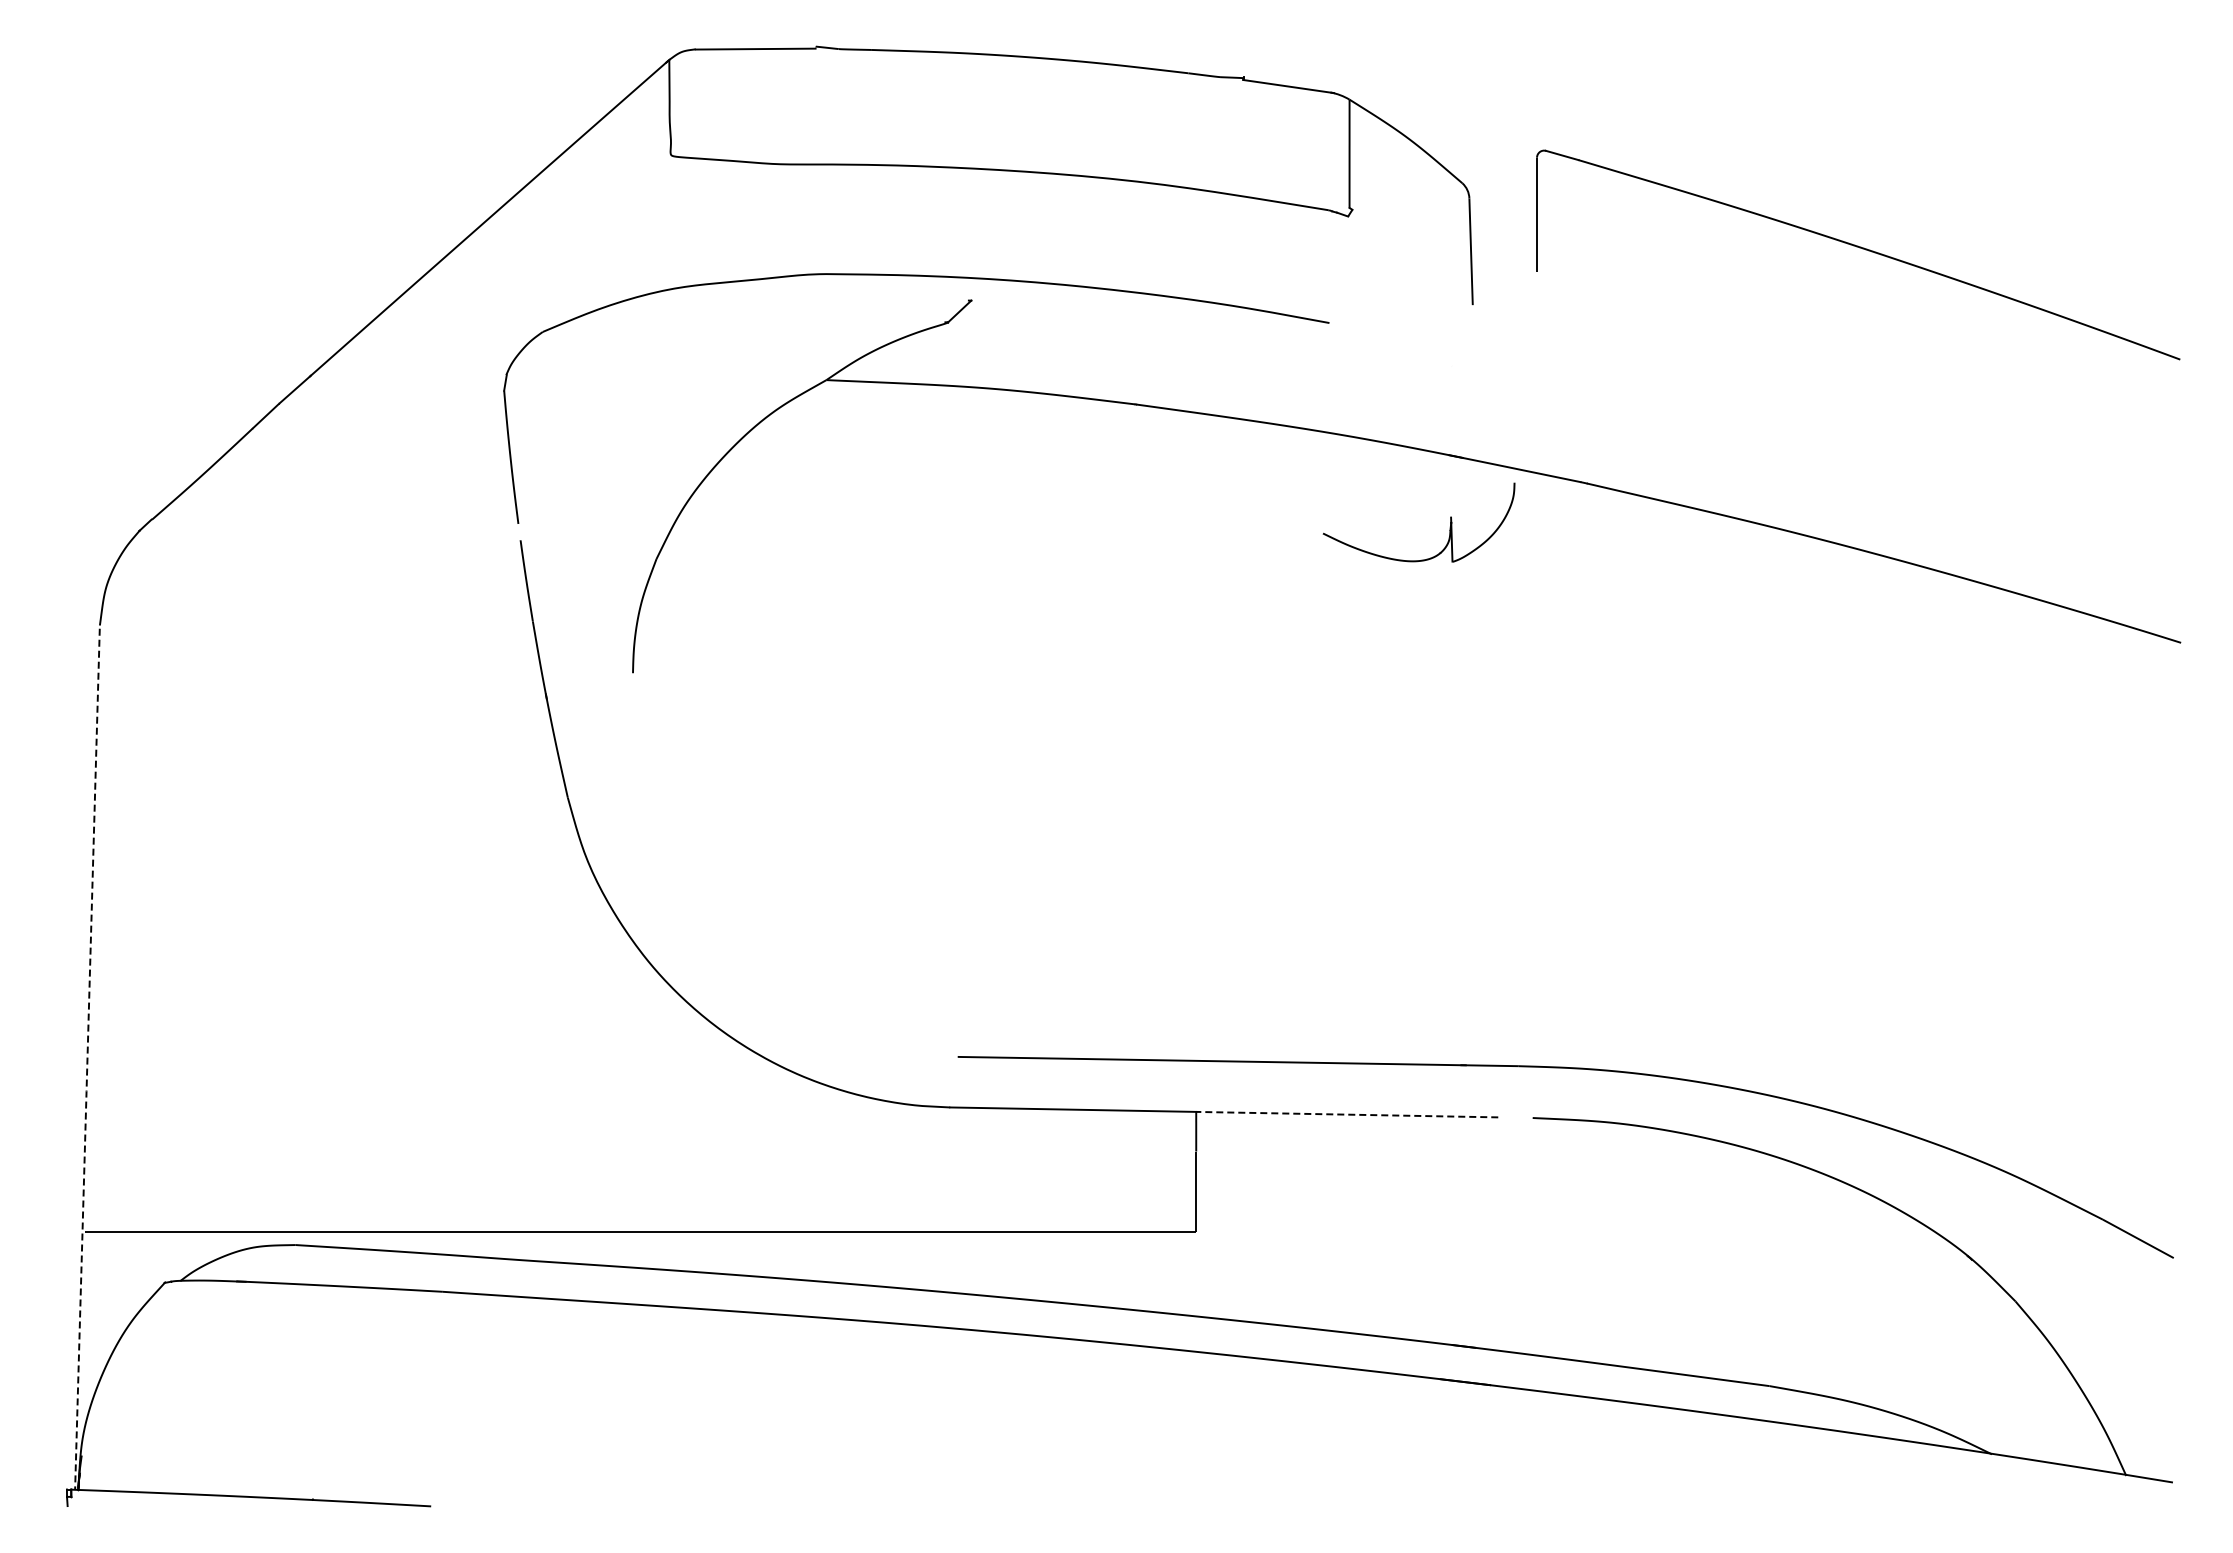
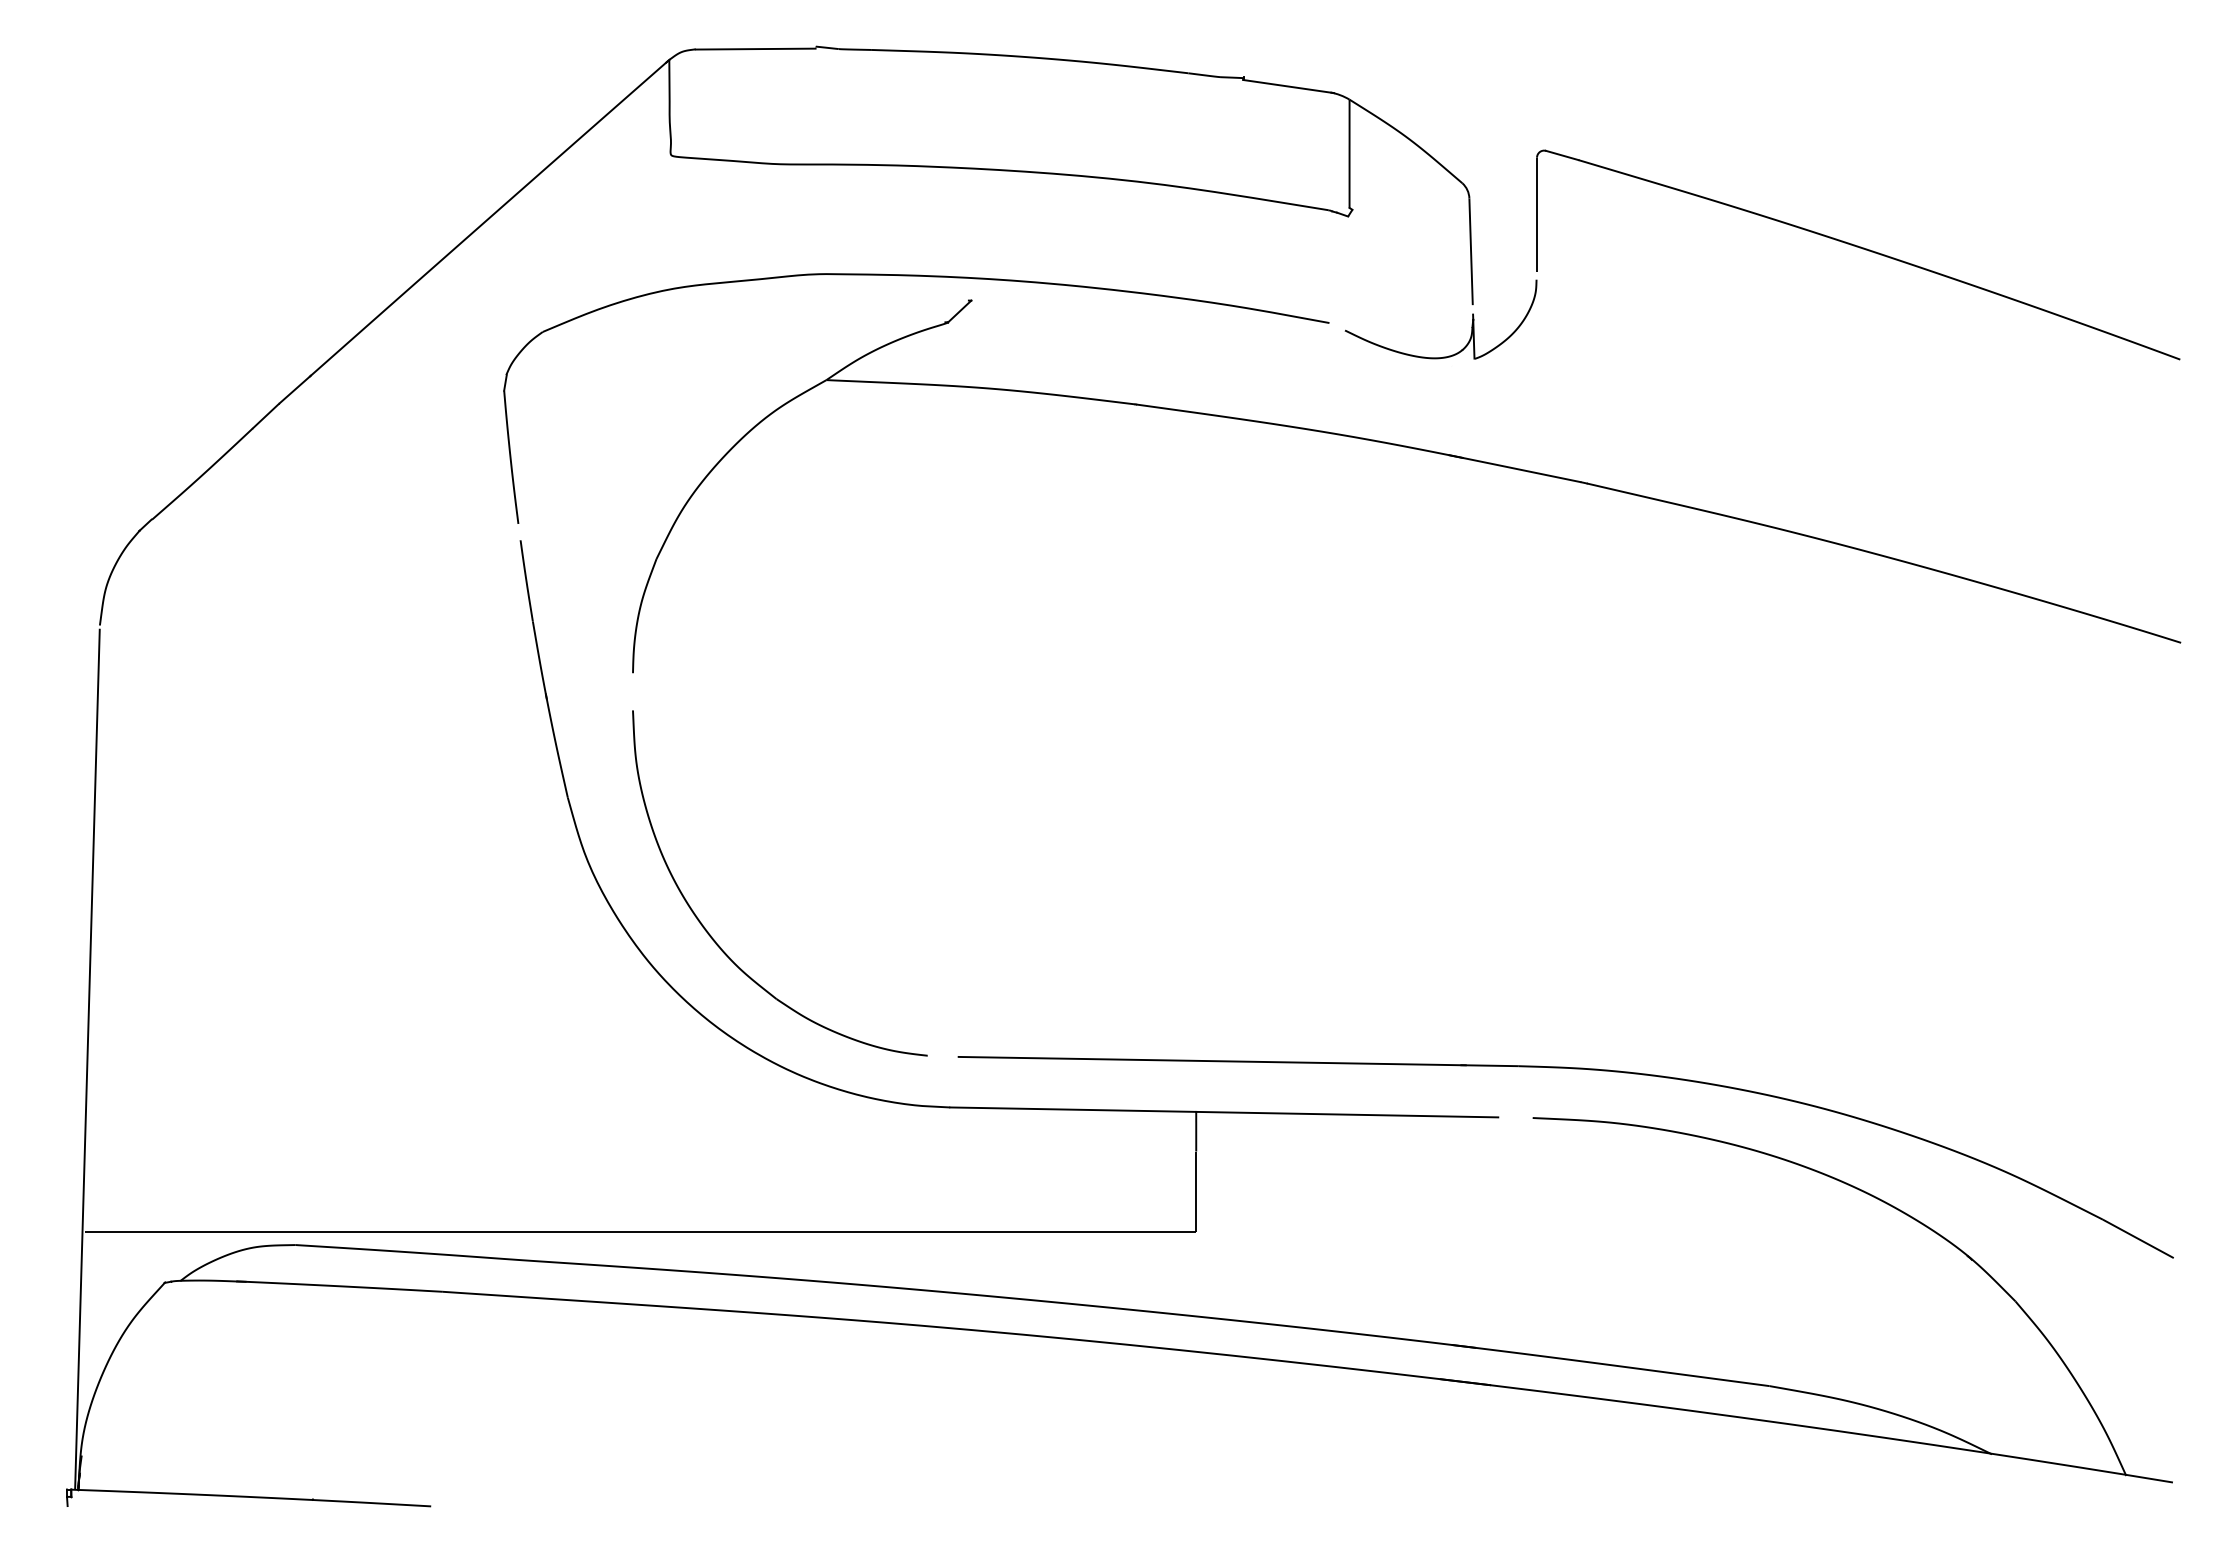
part position: (1449, 527) -> (1471, 324) (1471, 324)
part: none -> present (711, 935)
line: dashed -> solid (87, 1059)
line: dashed -> solid (1346, 1114)
